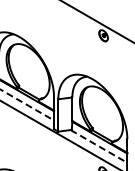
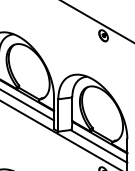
line: dashed -> solid (27, 105)
line: dashed -> solid (98, 146)
